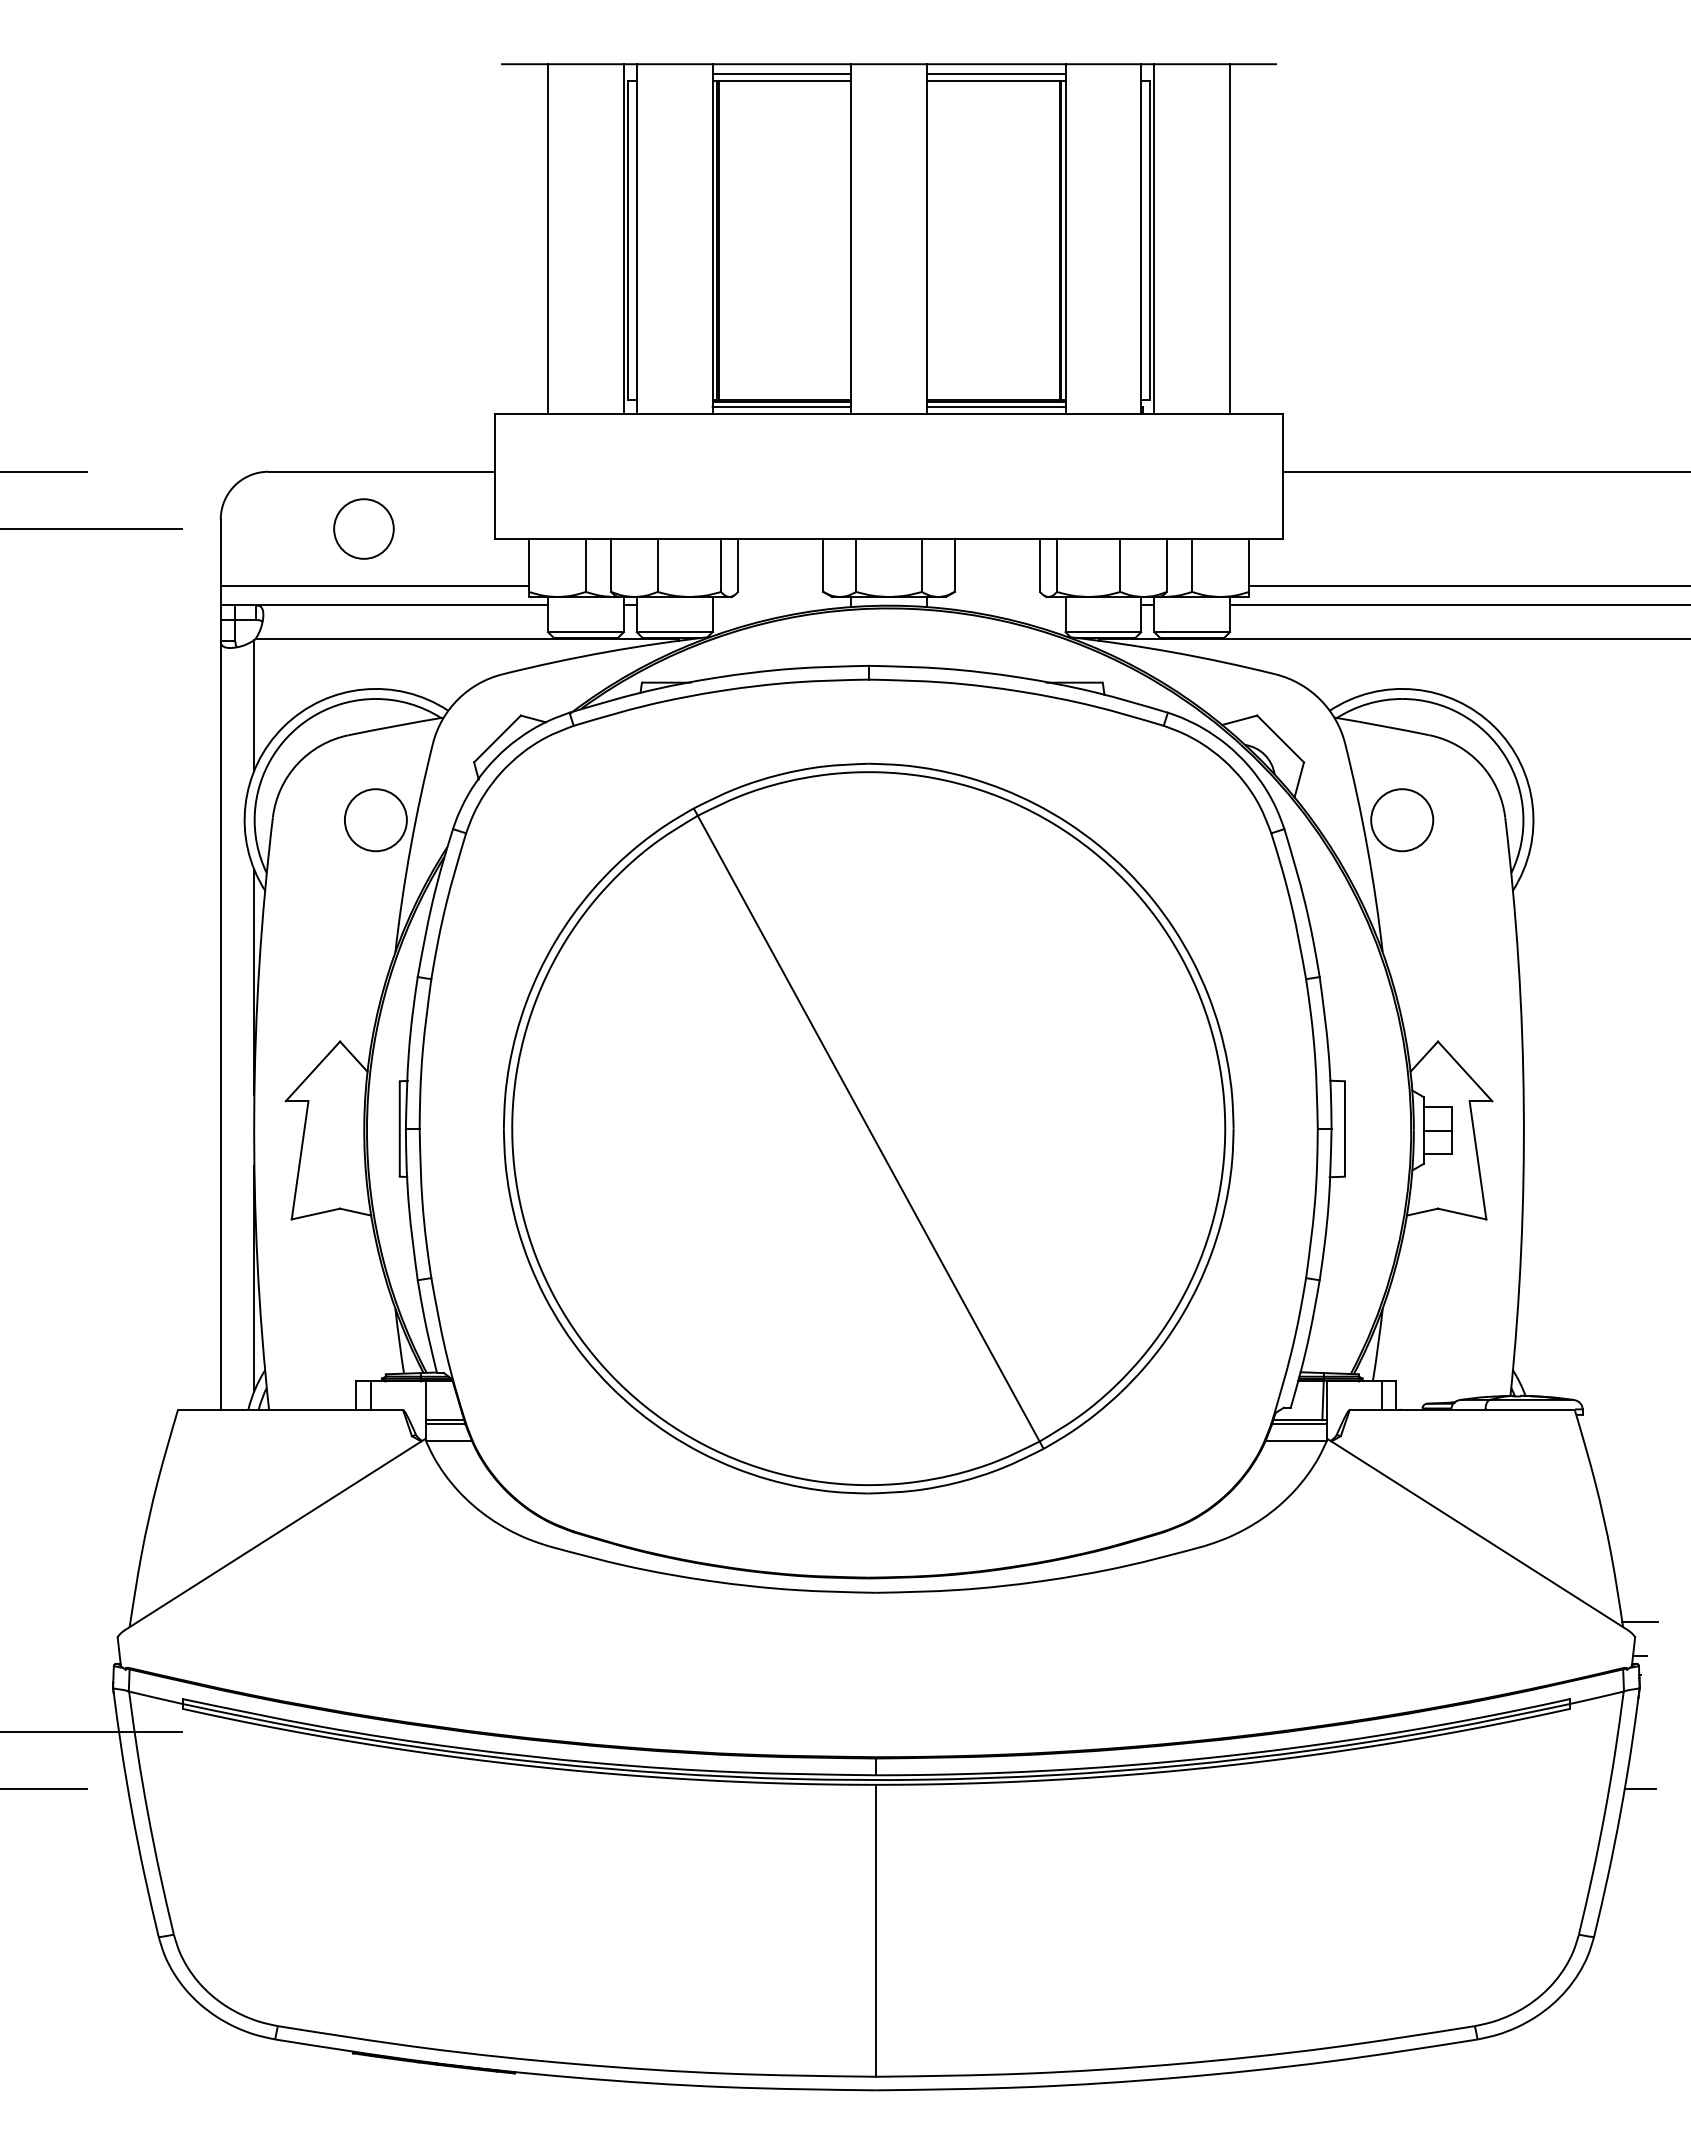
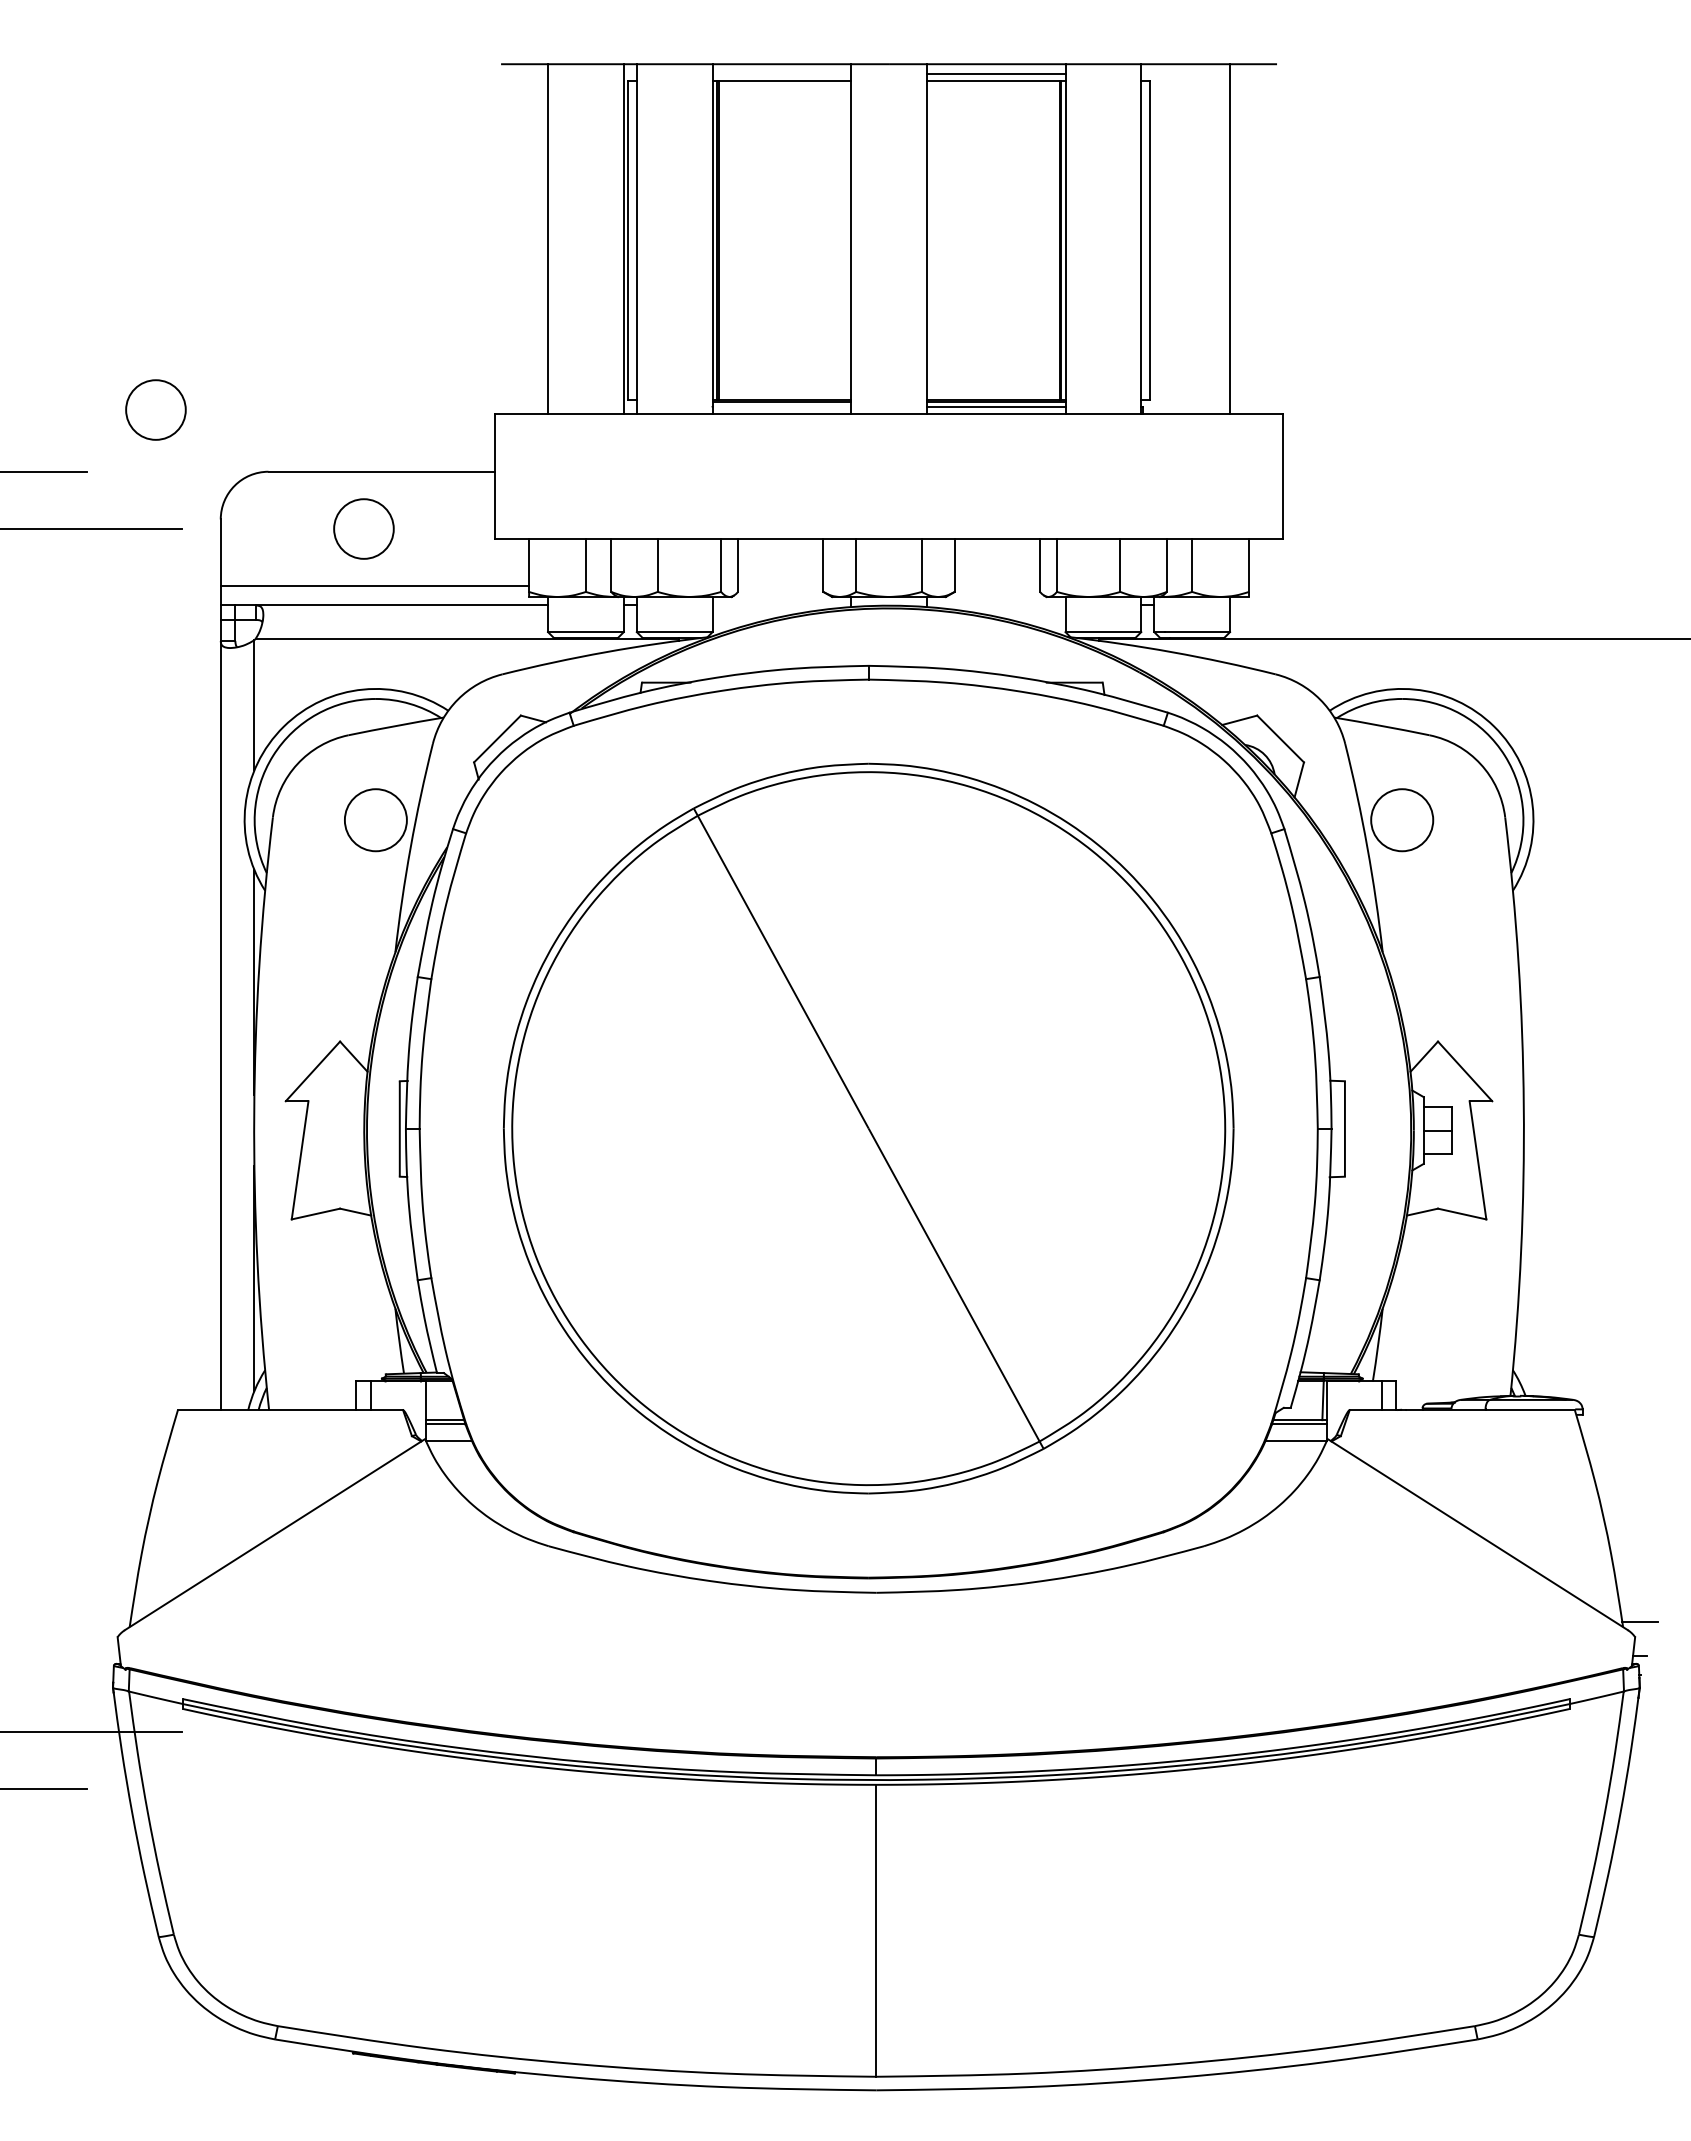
line: present -> none (781, 73)
line: present -> none (1154, 239)
line: present -> none (781, 406)
circle: none -> present (155, 409)
line: present -> none (1484, 471)
line: present -> none (1468, 586)
line: present -> none (1458, 605)
line: present -> none (1639, 1789)
